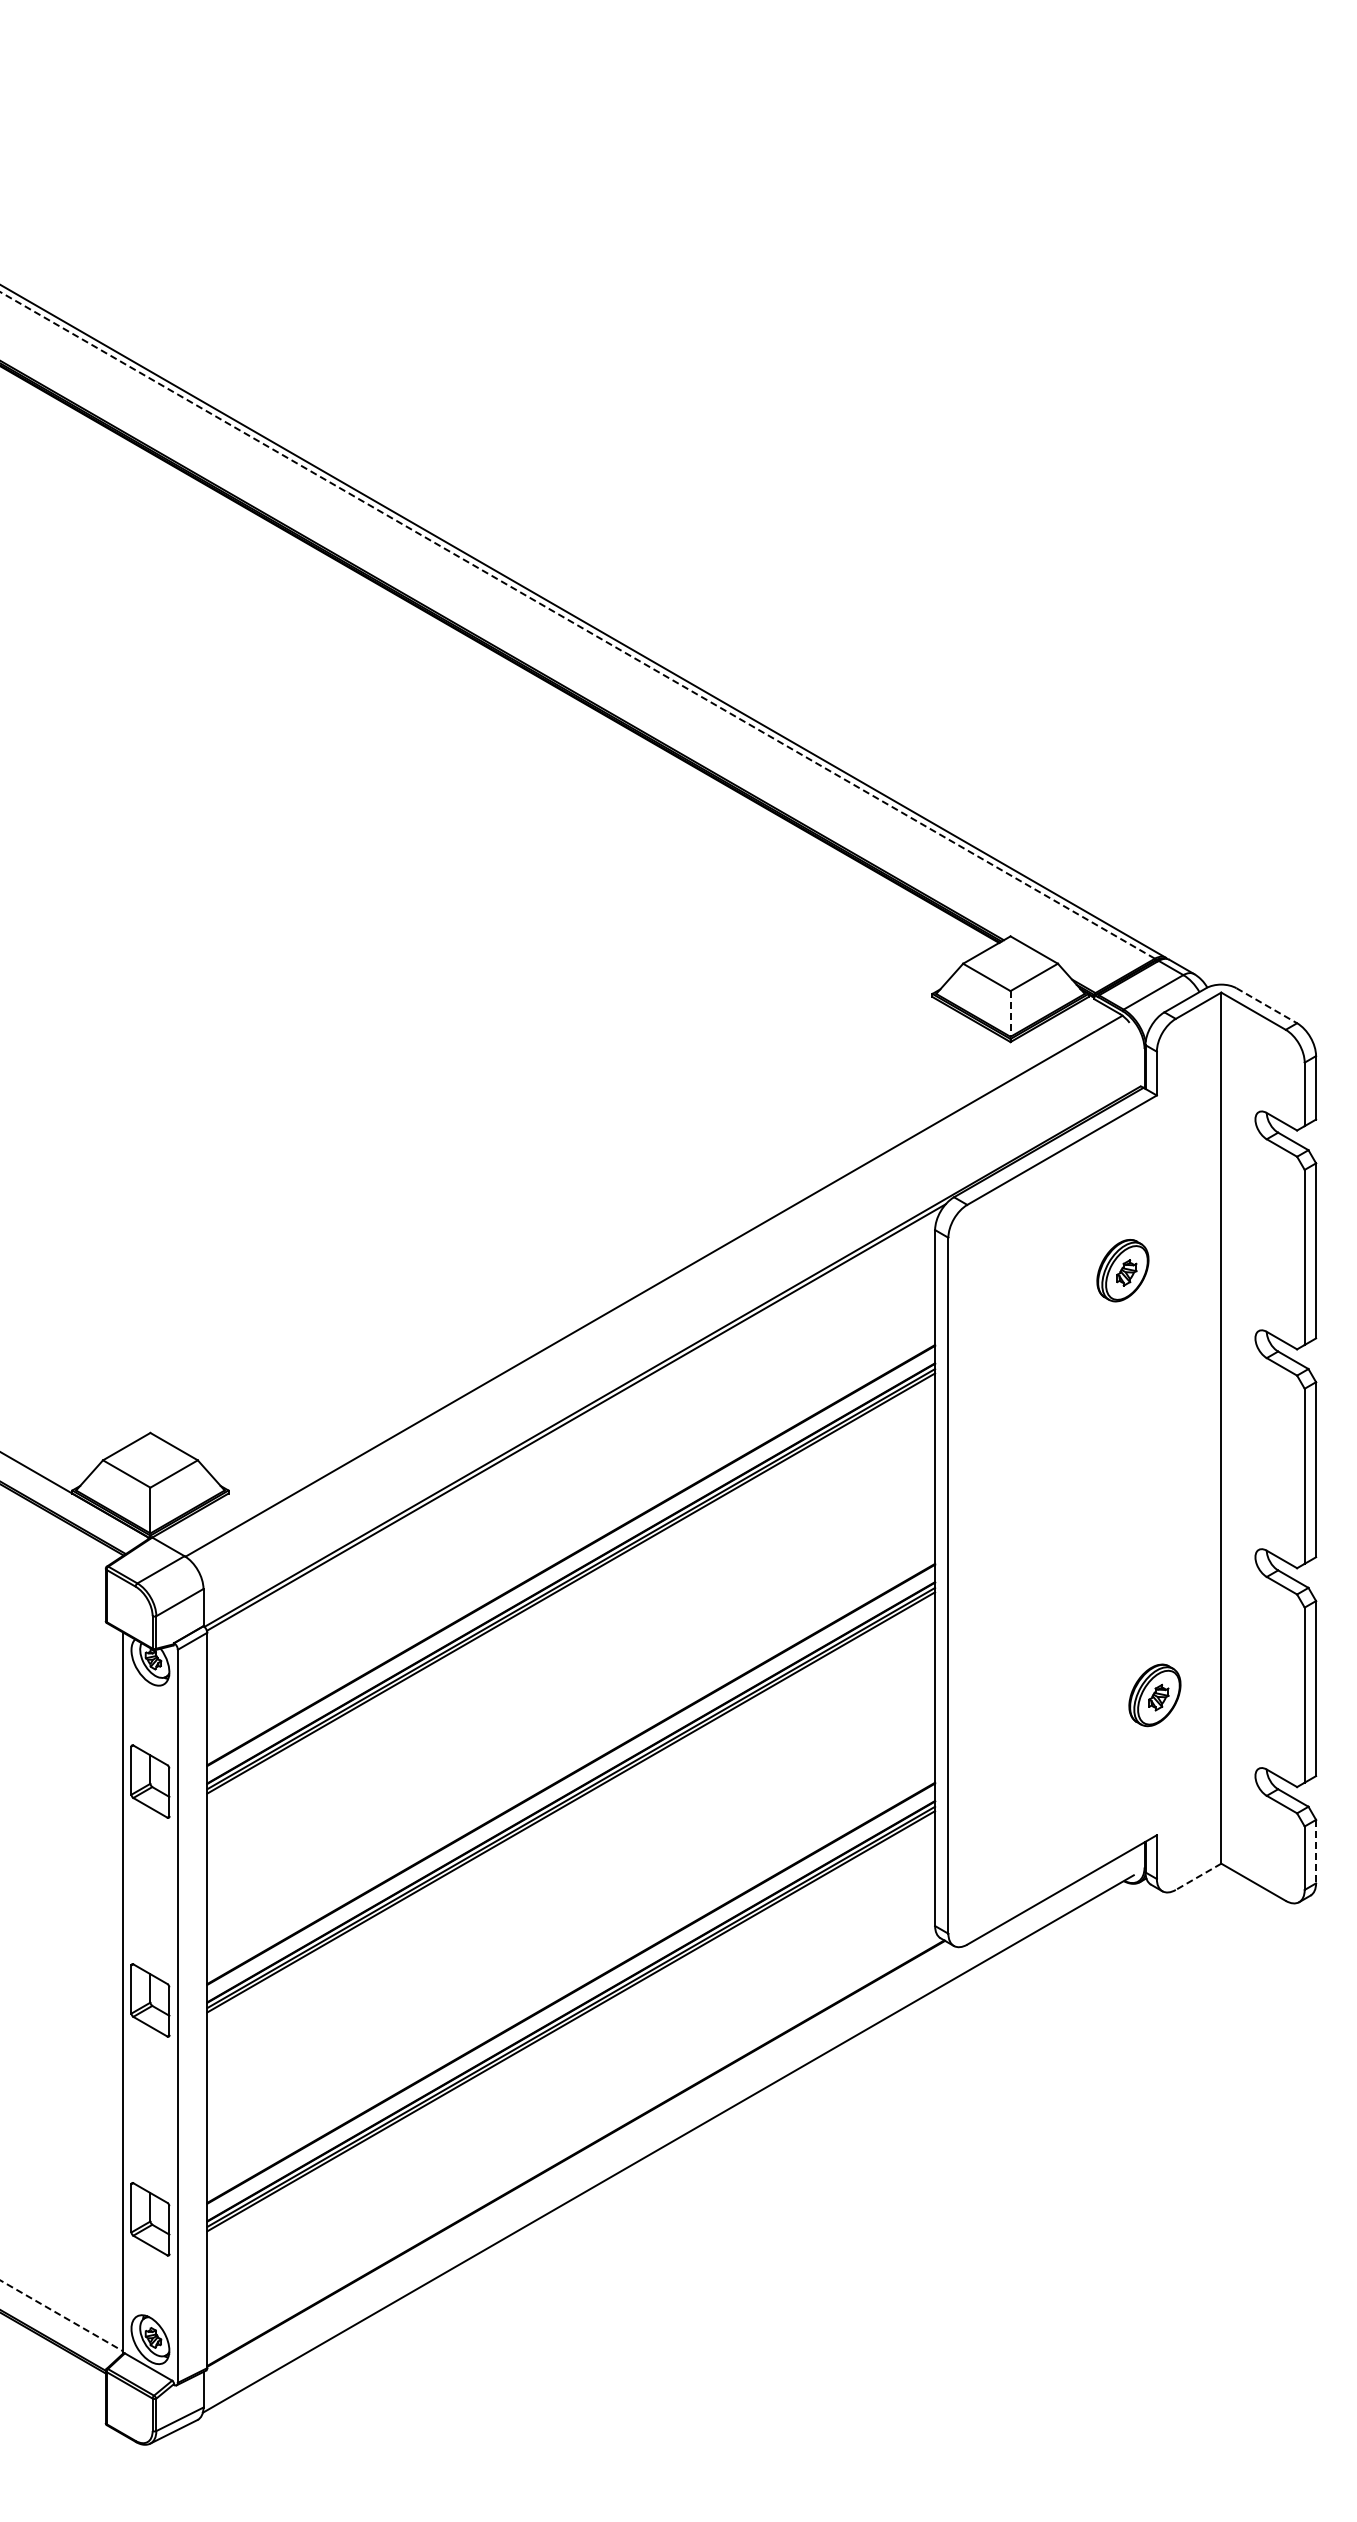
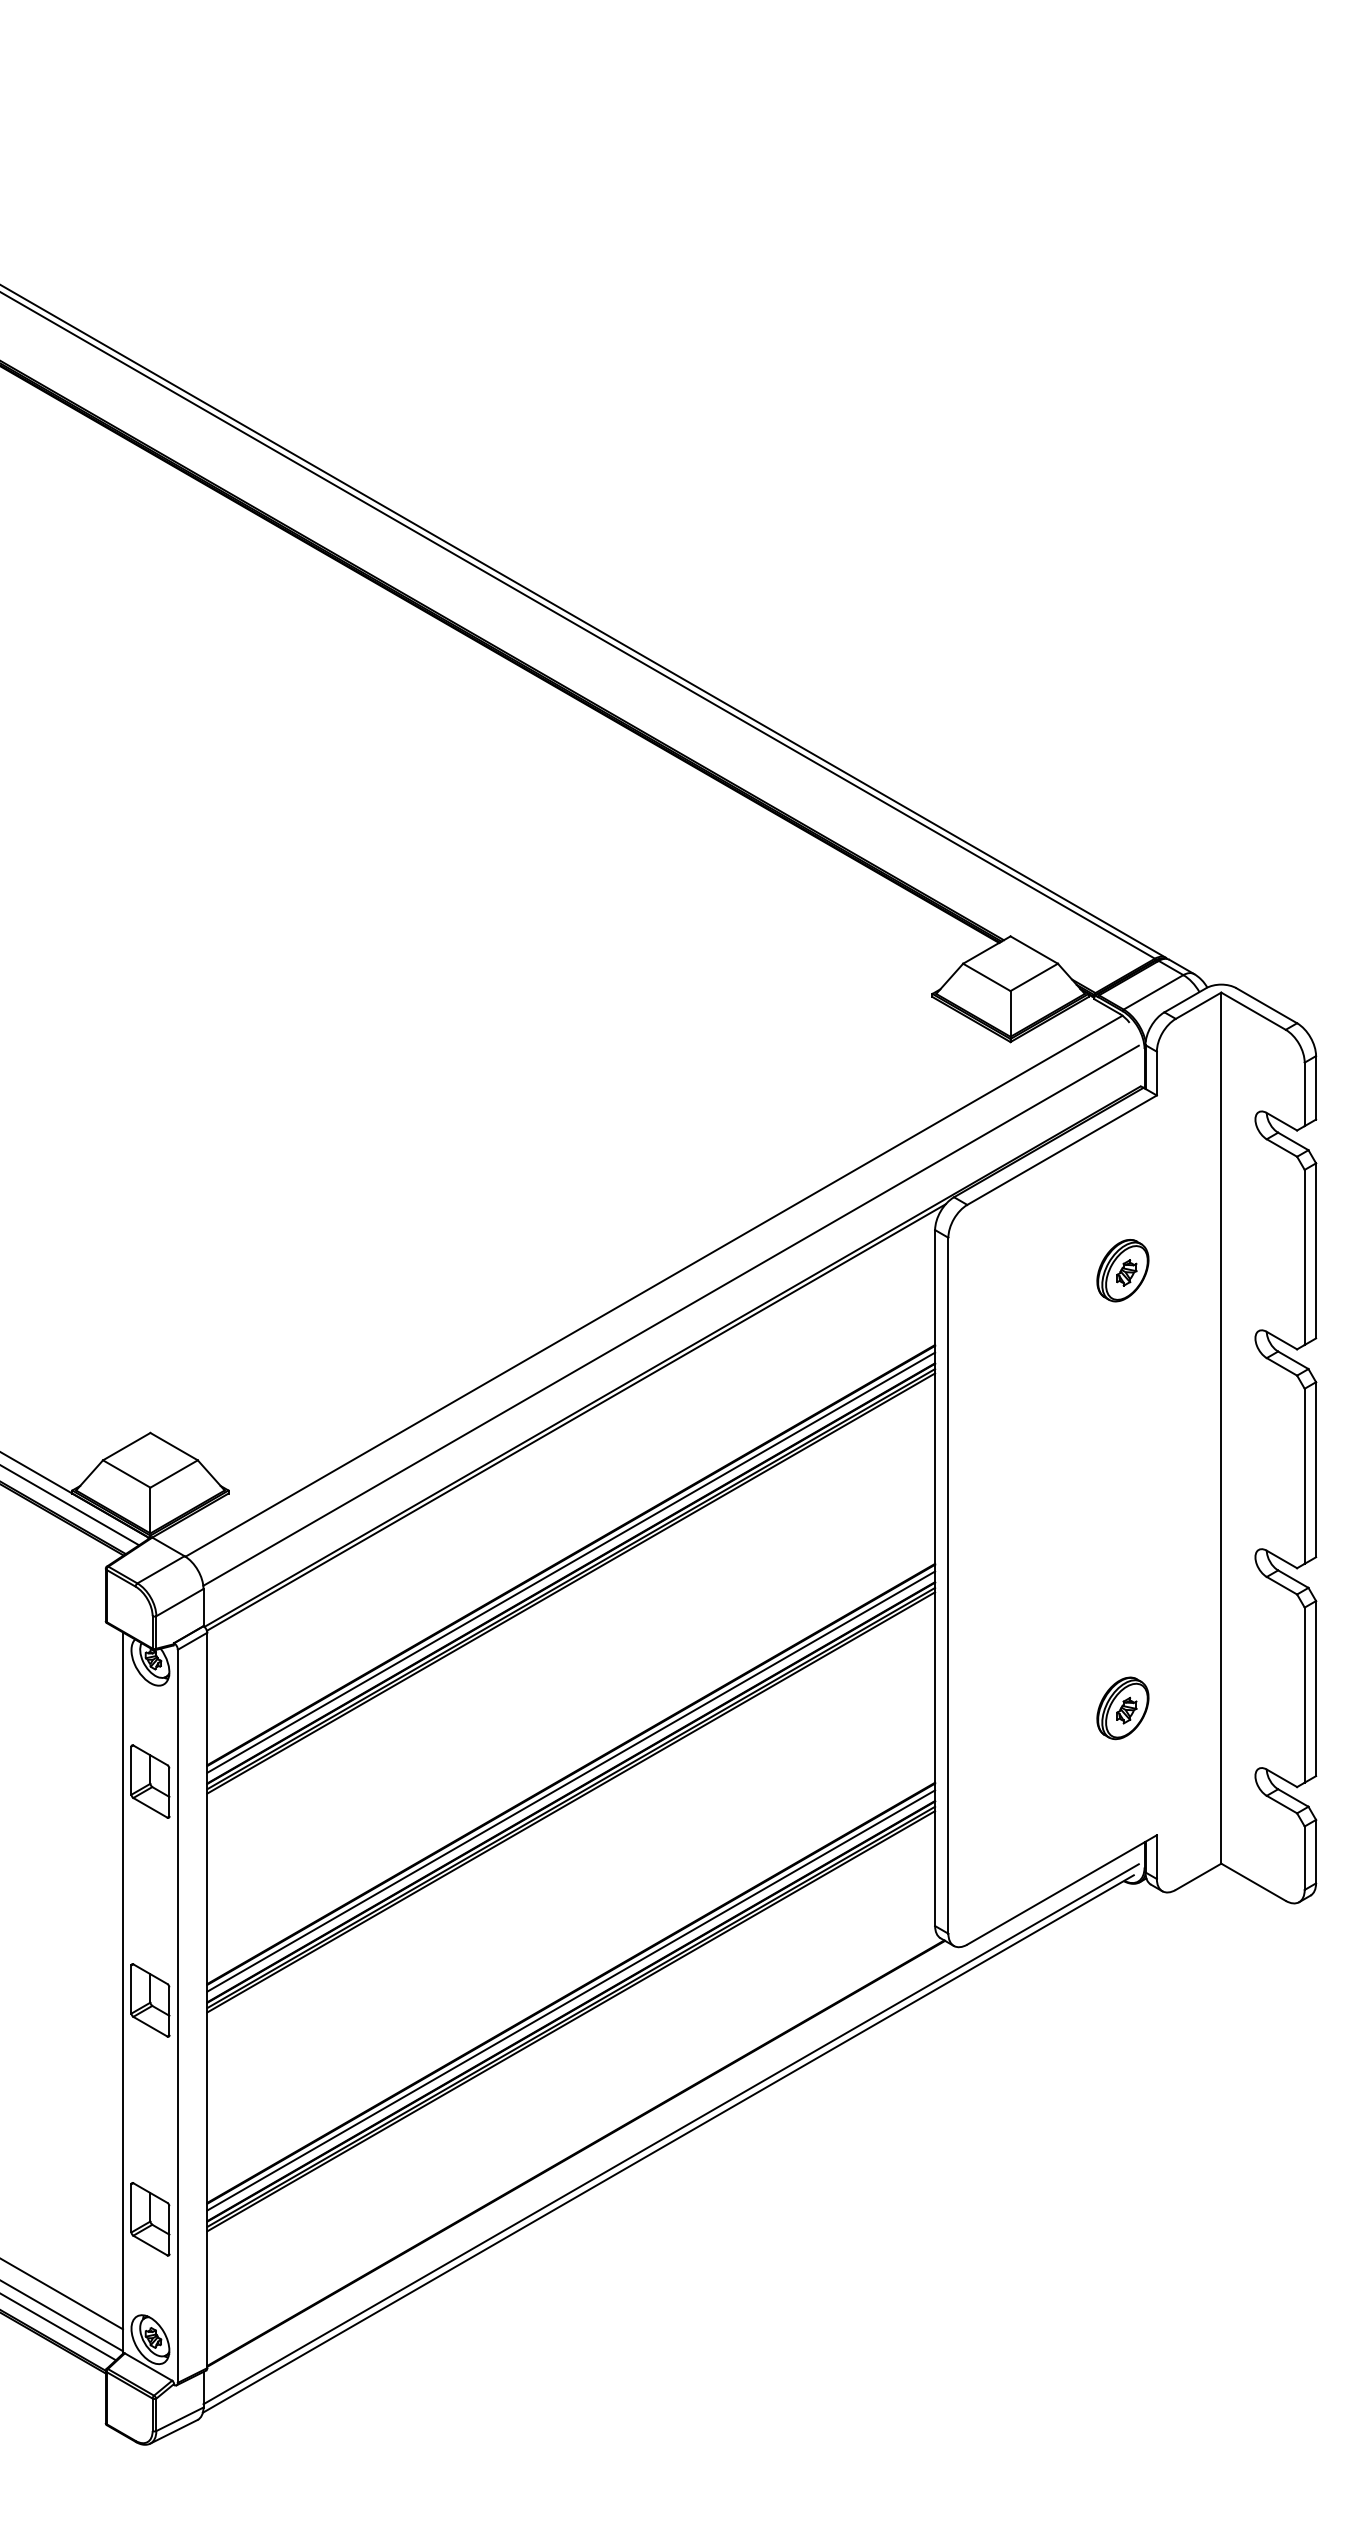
line: dashed -> solid (577, 625)
line: dashed -> solid (1267, 1006)
line: dashed -> solid (1010, 1013)
line: none -> present (670, 1315)
line: none -> present (70, 1505)
line: none -> present (571, 1562)
part position: (1154, 1695) -> (1122, 1708) (1122, 1708)
line: none -> present (571, 1781)
line: dashed -> solid (1316, 1851)
line: dashed -> solid (1198, 1877)
line: none -> present (571, 2000)
line: none -> present (670, 2134)
line: none -> present (62, 2294)
line: dashed -> solid (61, 2315)
line: none -> present (58, 2327)
